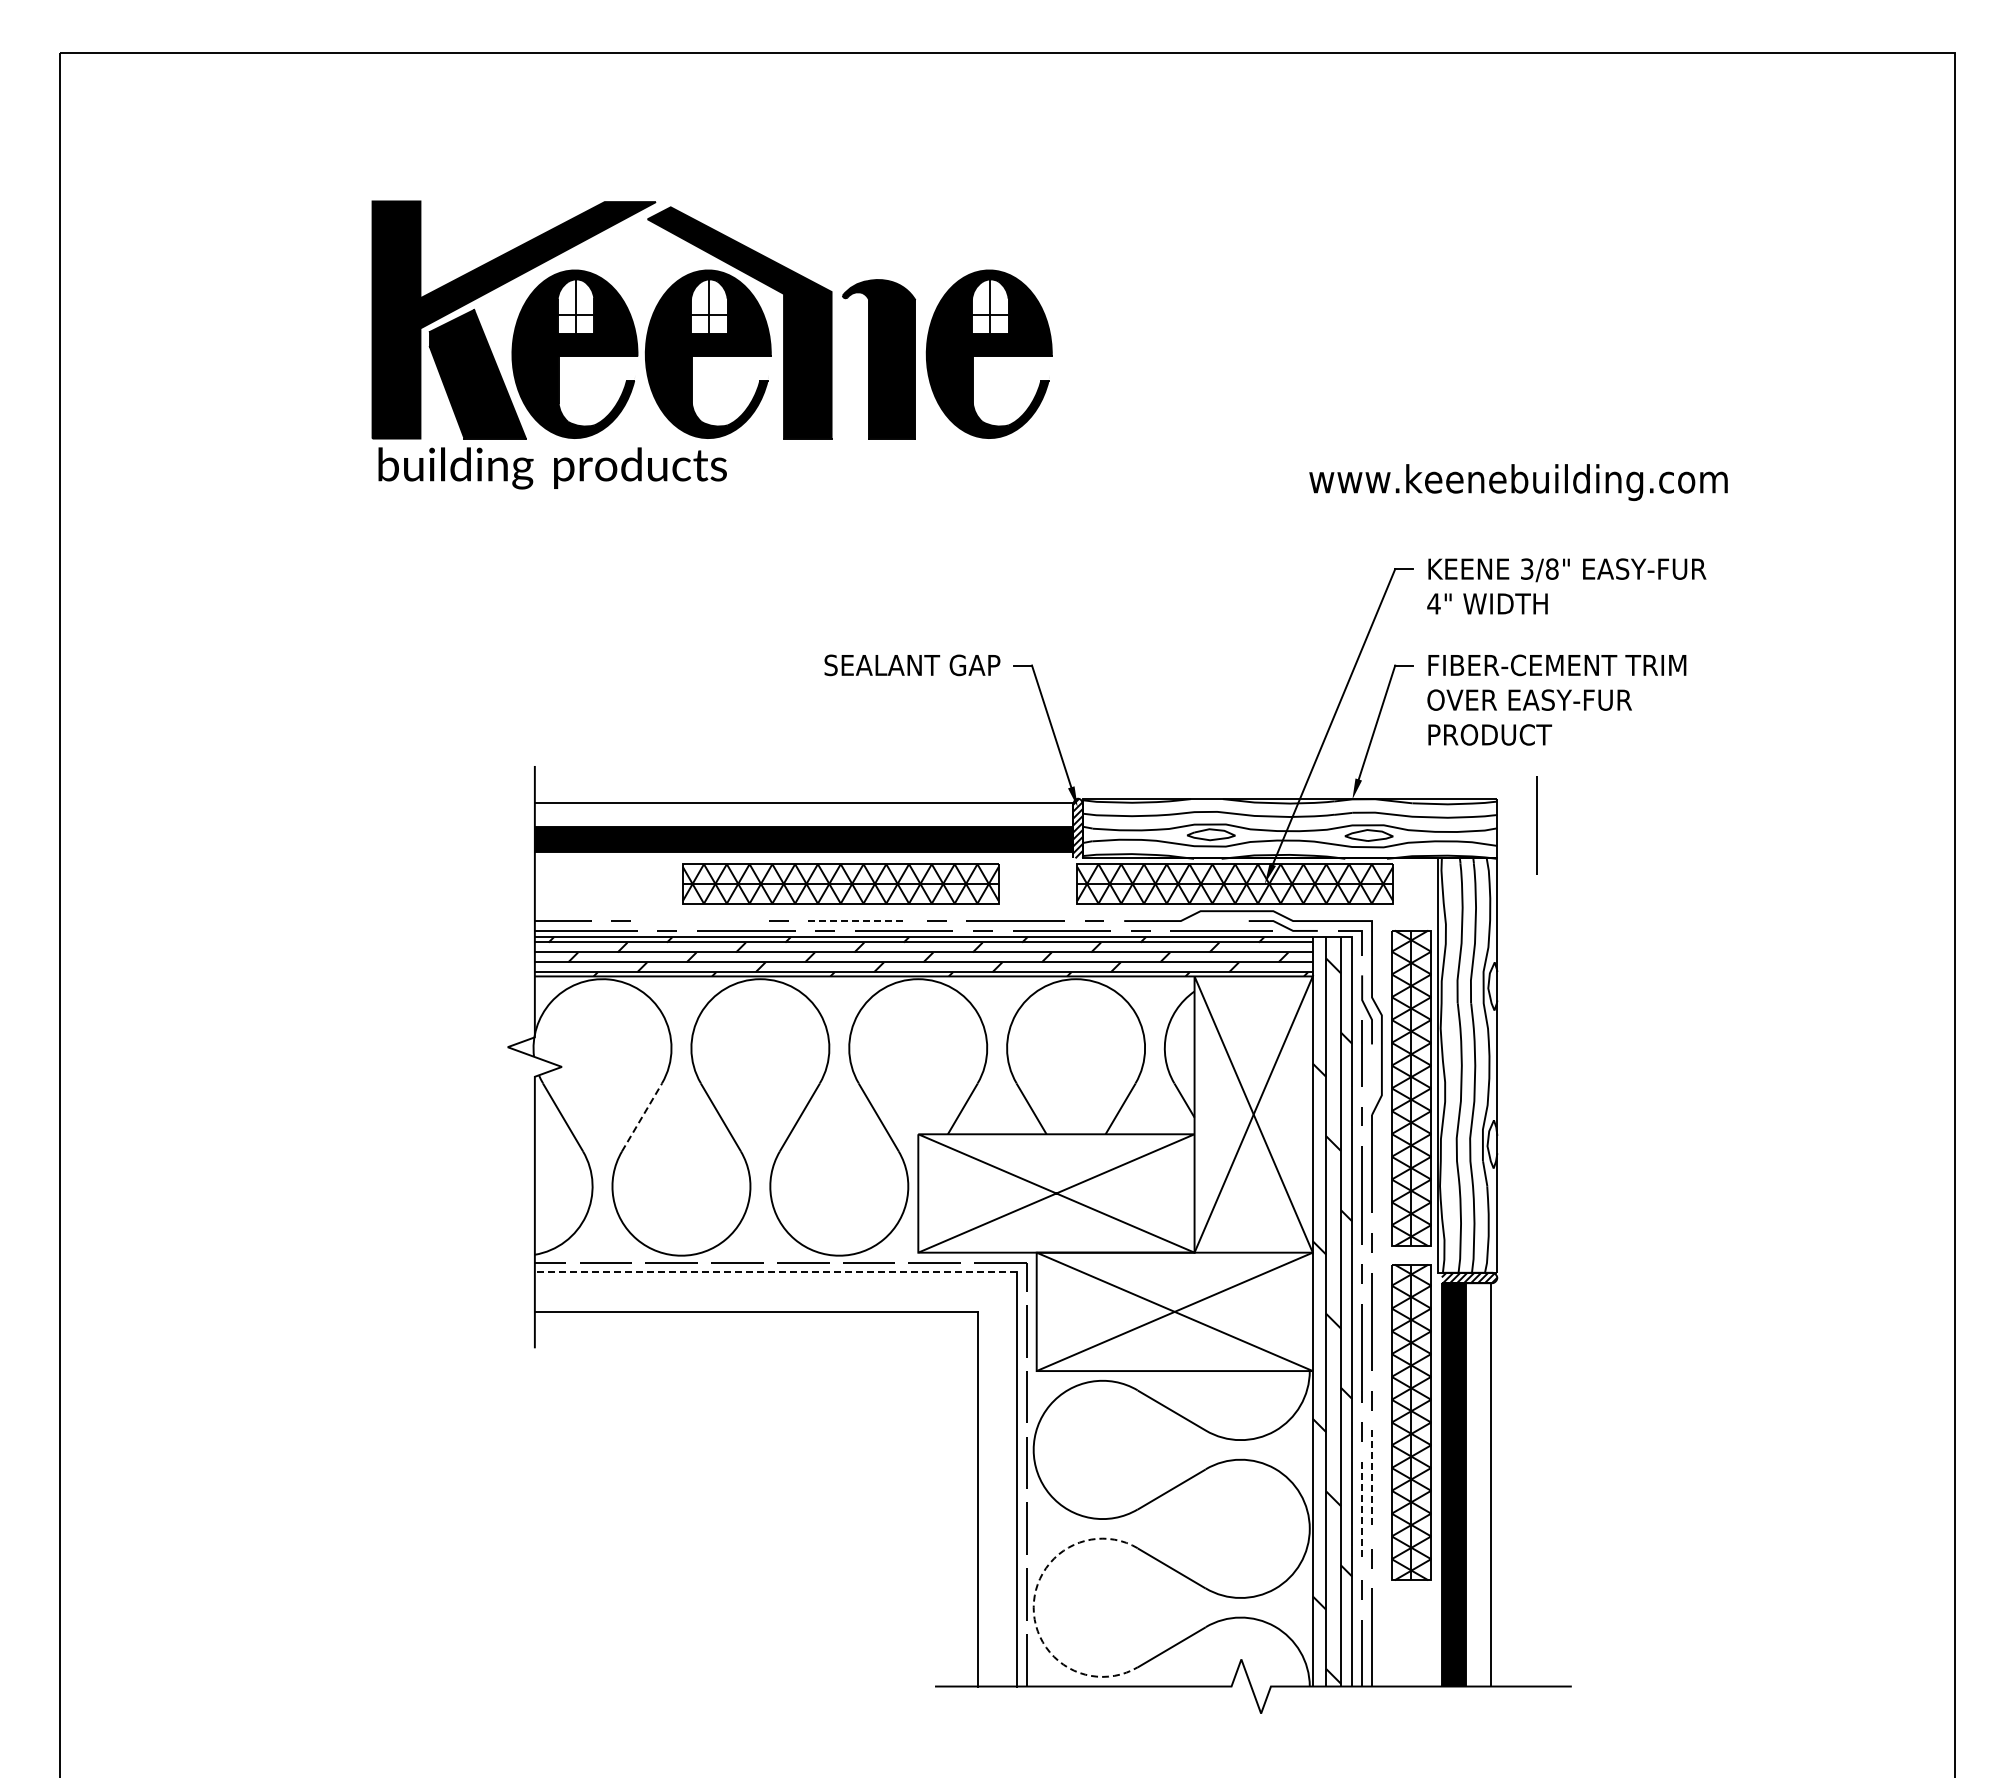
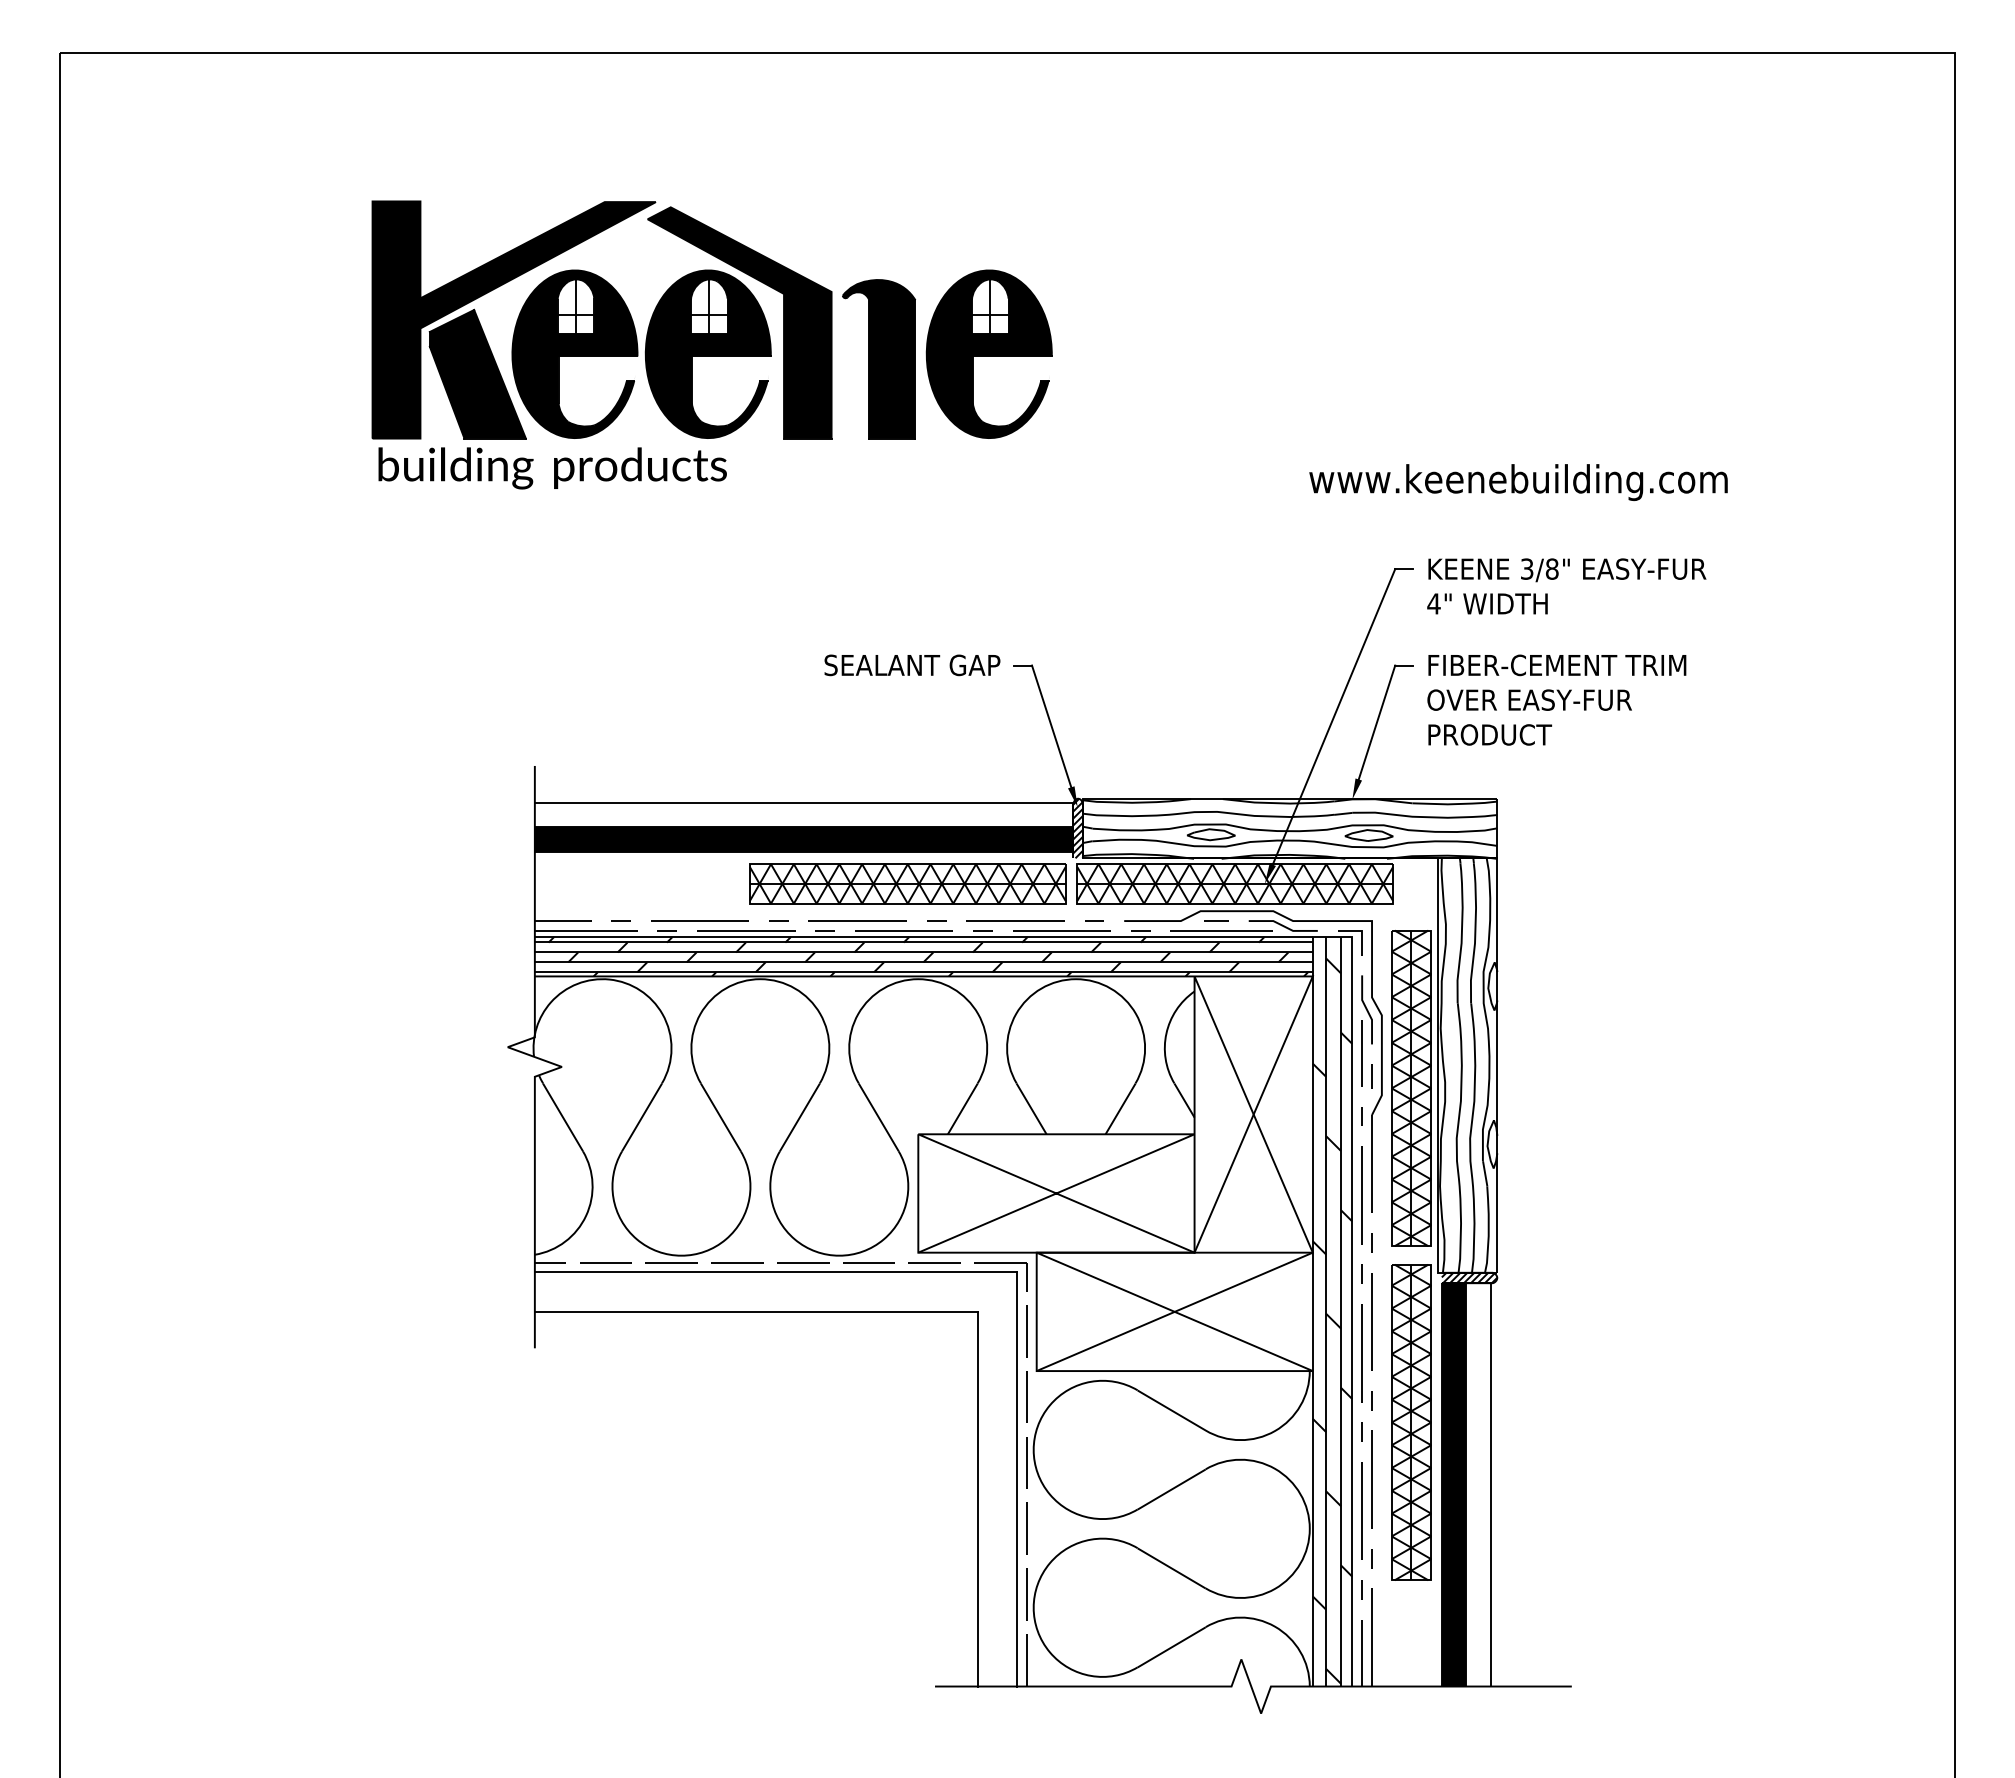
line: present -> none (1536, 825)
part position: (840, 883) -> (907, 883) (907, 883)
line: none -> present (699, 920)
line: none -> present (1216, 920)
line: dashed -> solid (858, 921)
line: none -> present (1371, 1076)
line: dashed -> solid (642, 1117)
line: dashed -> solid (775, 1272)
line: dashed -> solid (1372, 1480)
line: dashed -> solid (1362, 1511)
line: dashed -> solid (1033, 1607)
